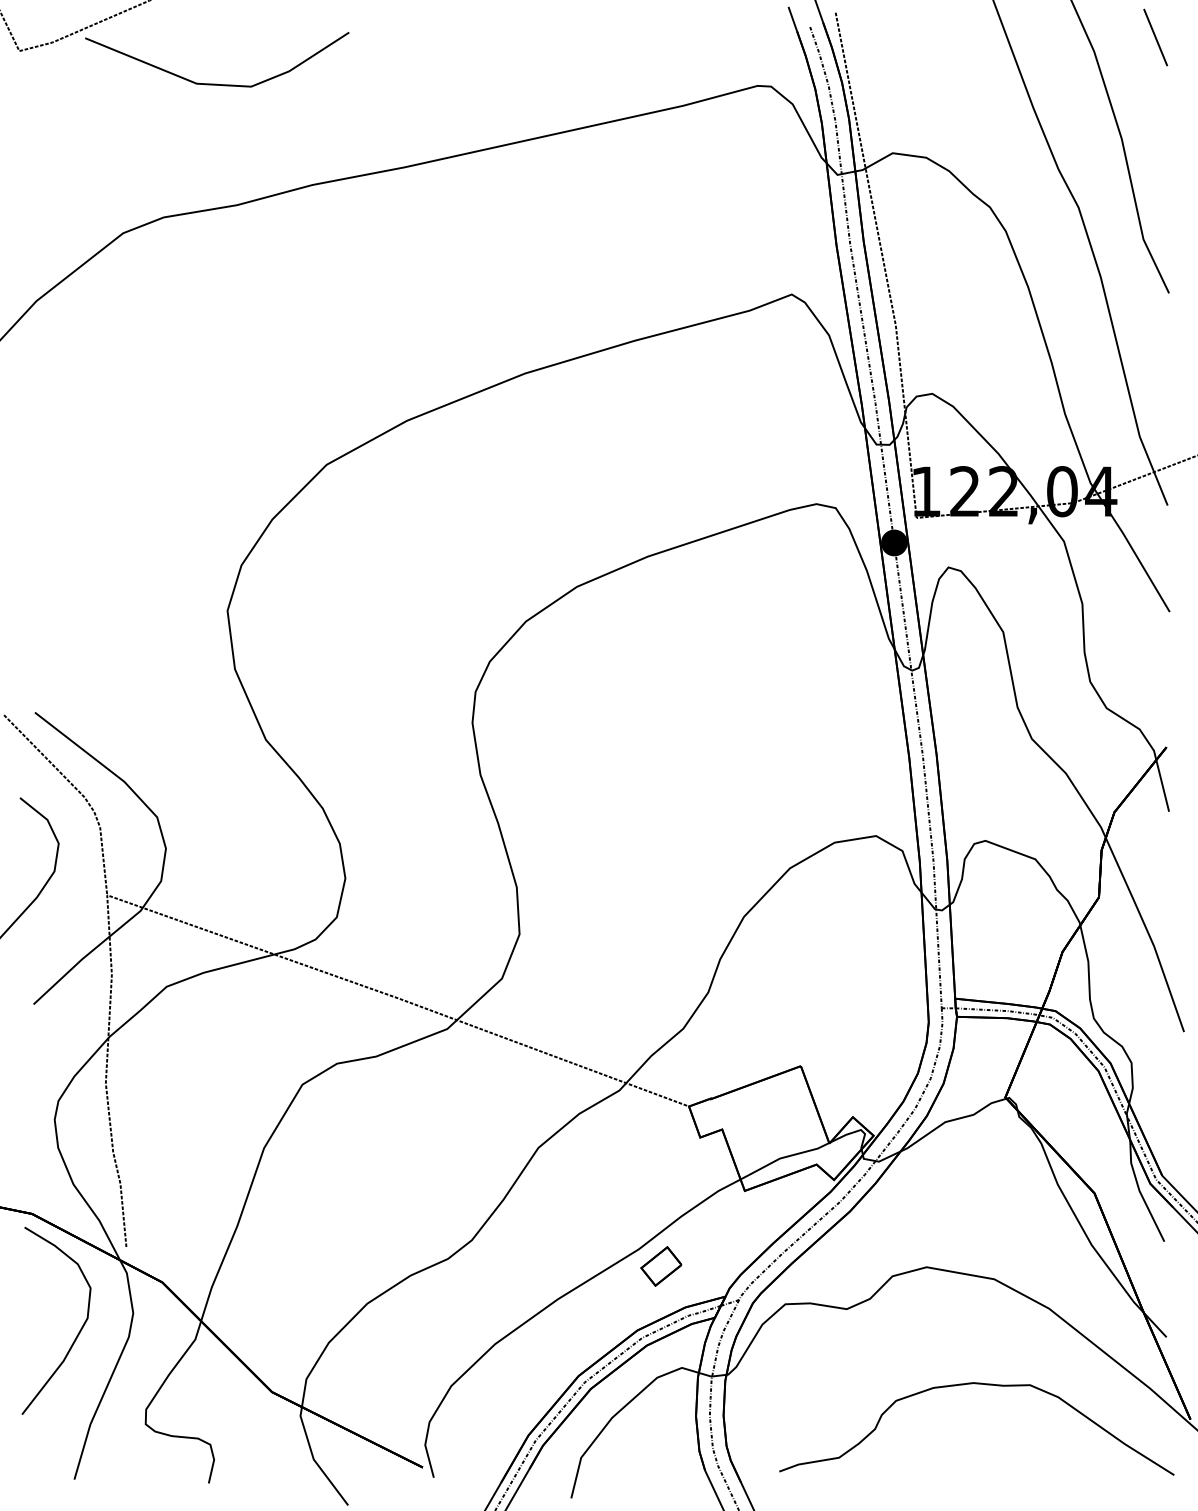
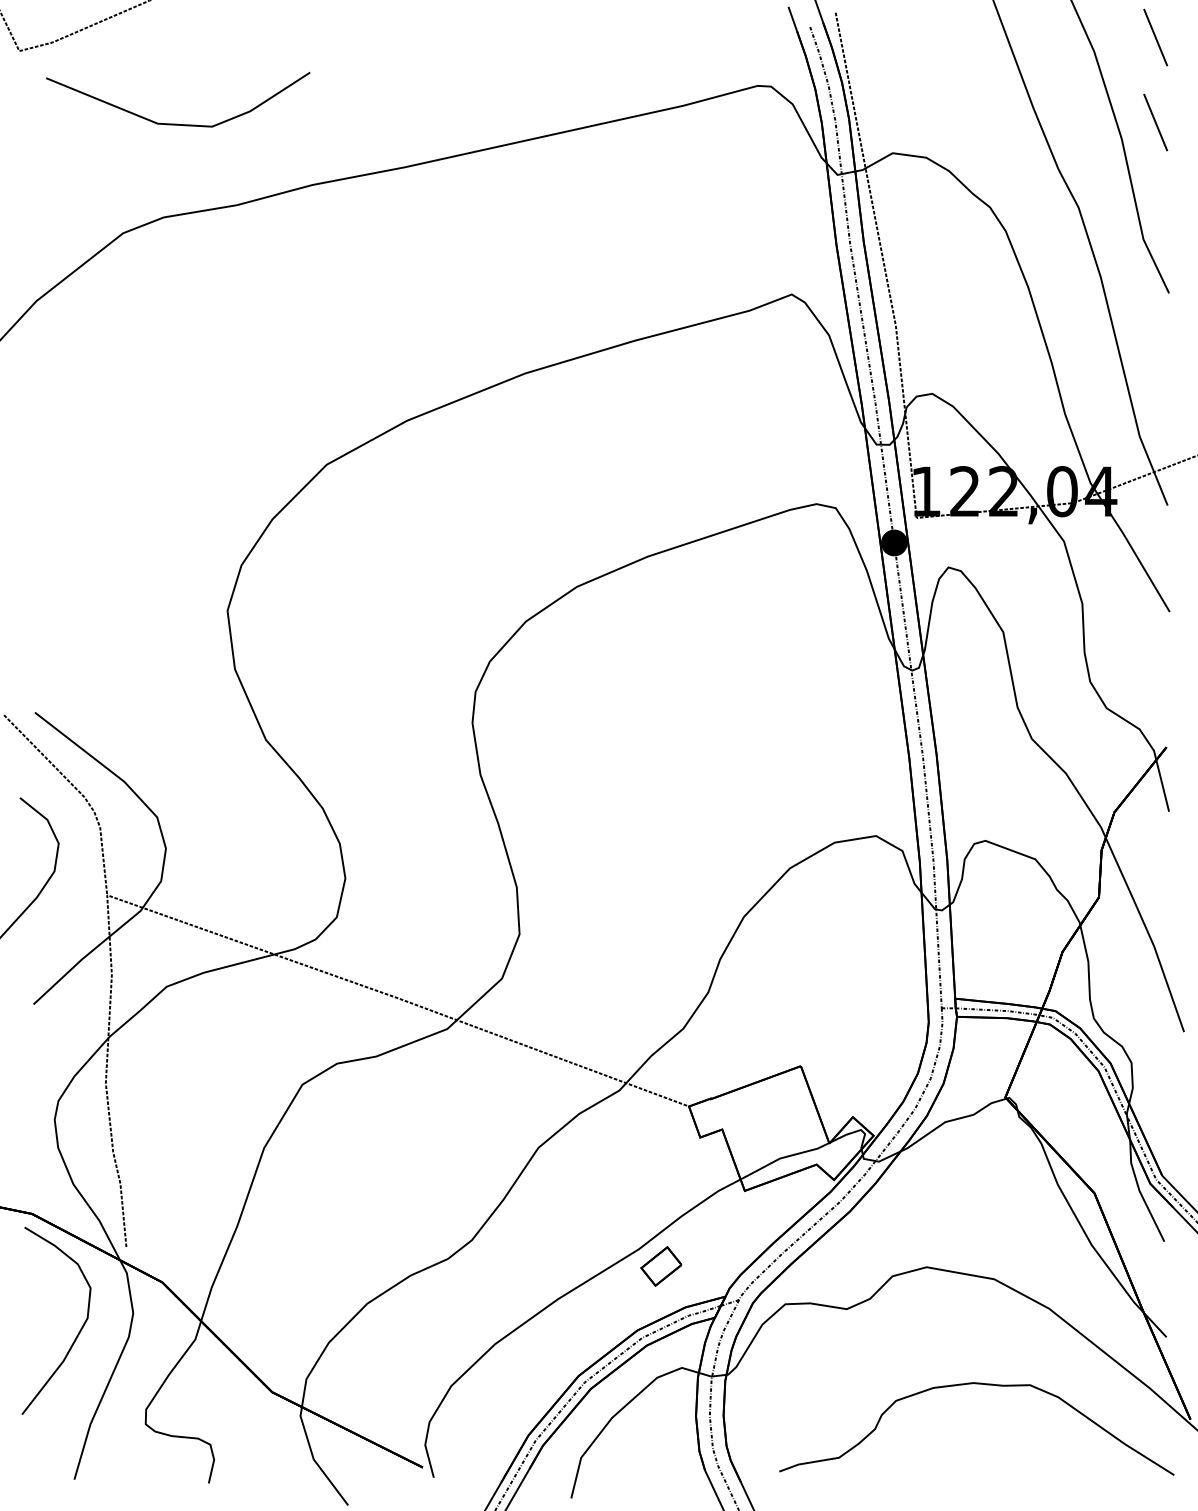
line position: (216, 83) -> (177, 123) (177, 123)
line: none -> present (1155, 122)
